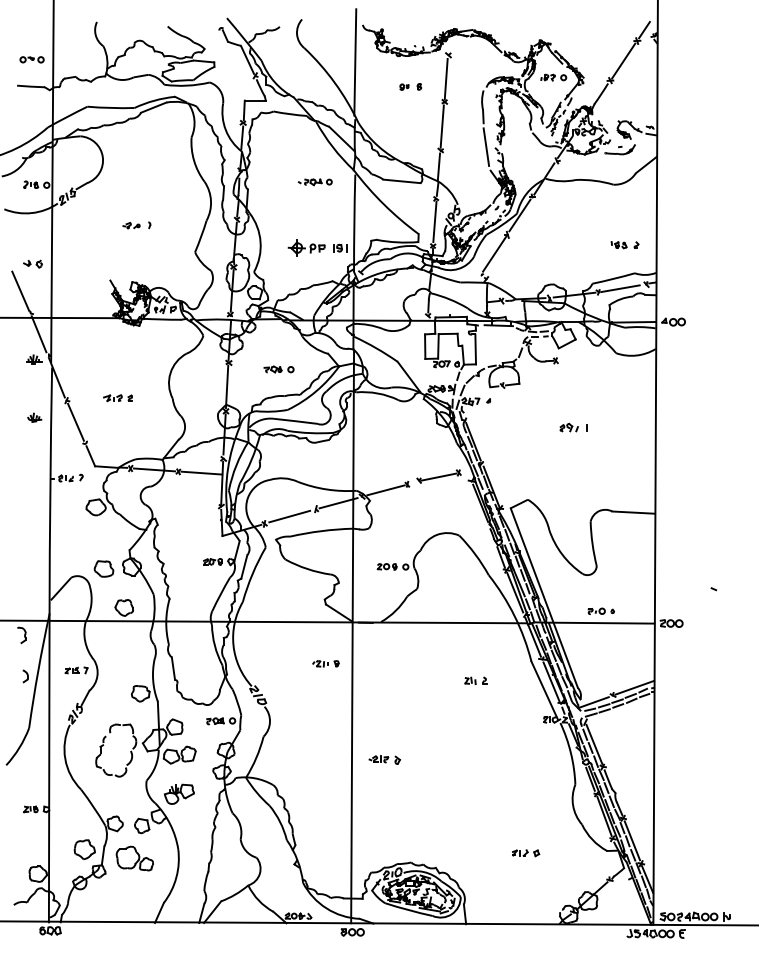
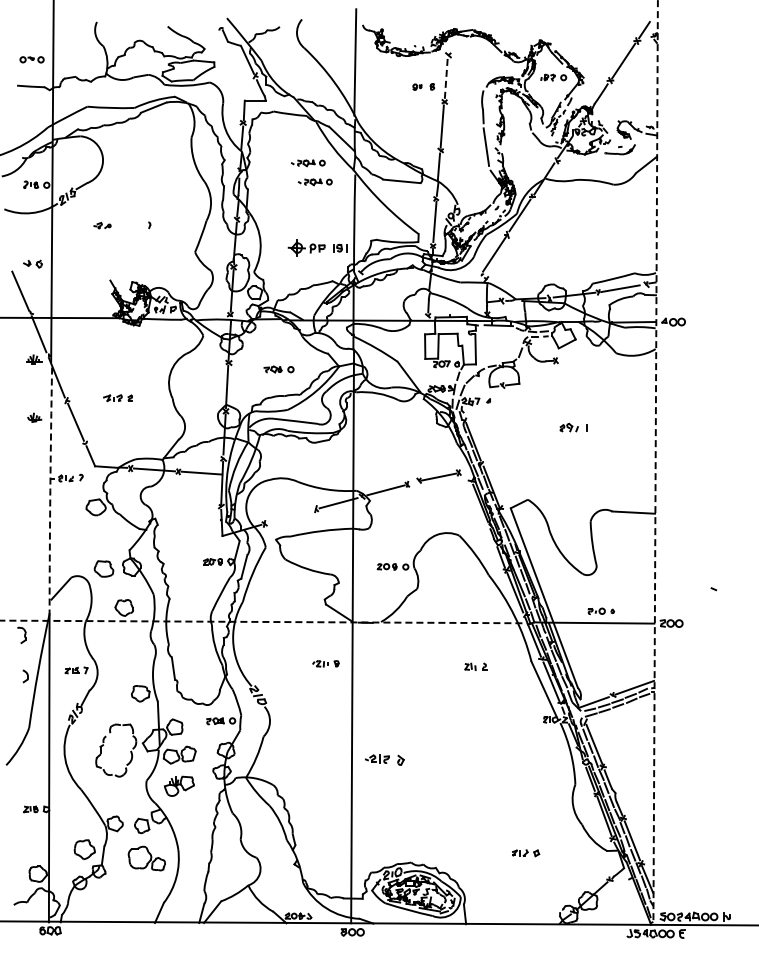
line: solid -> dashed (446, 79)
part position: (410, 86) -> (423, 86) (423, 86)
part: none -> present (307, 163)
part position: (131, 225) -> (102, 225) (102, 225)
part: present -> none (624, 245)
line: solid -> dashed (655, 462)
arc: solid -> dashed (50, 490)
line: present -> none (289, 516)
line: solid -> dashed (263, 621)
part position: (475, 680) -> (475, 666) (475, 666)
part size: 33x10 px -> 40x12 px (384, 759)
part position: (179, 793) -> (179, 785) (179, 785)
part position: (134, 858) -> (146, 858) (146, 858)
